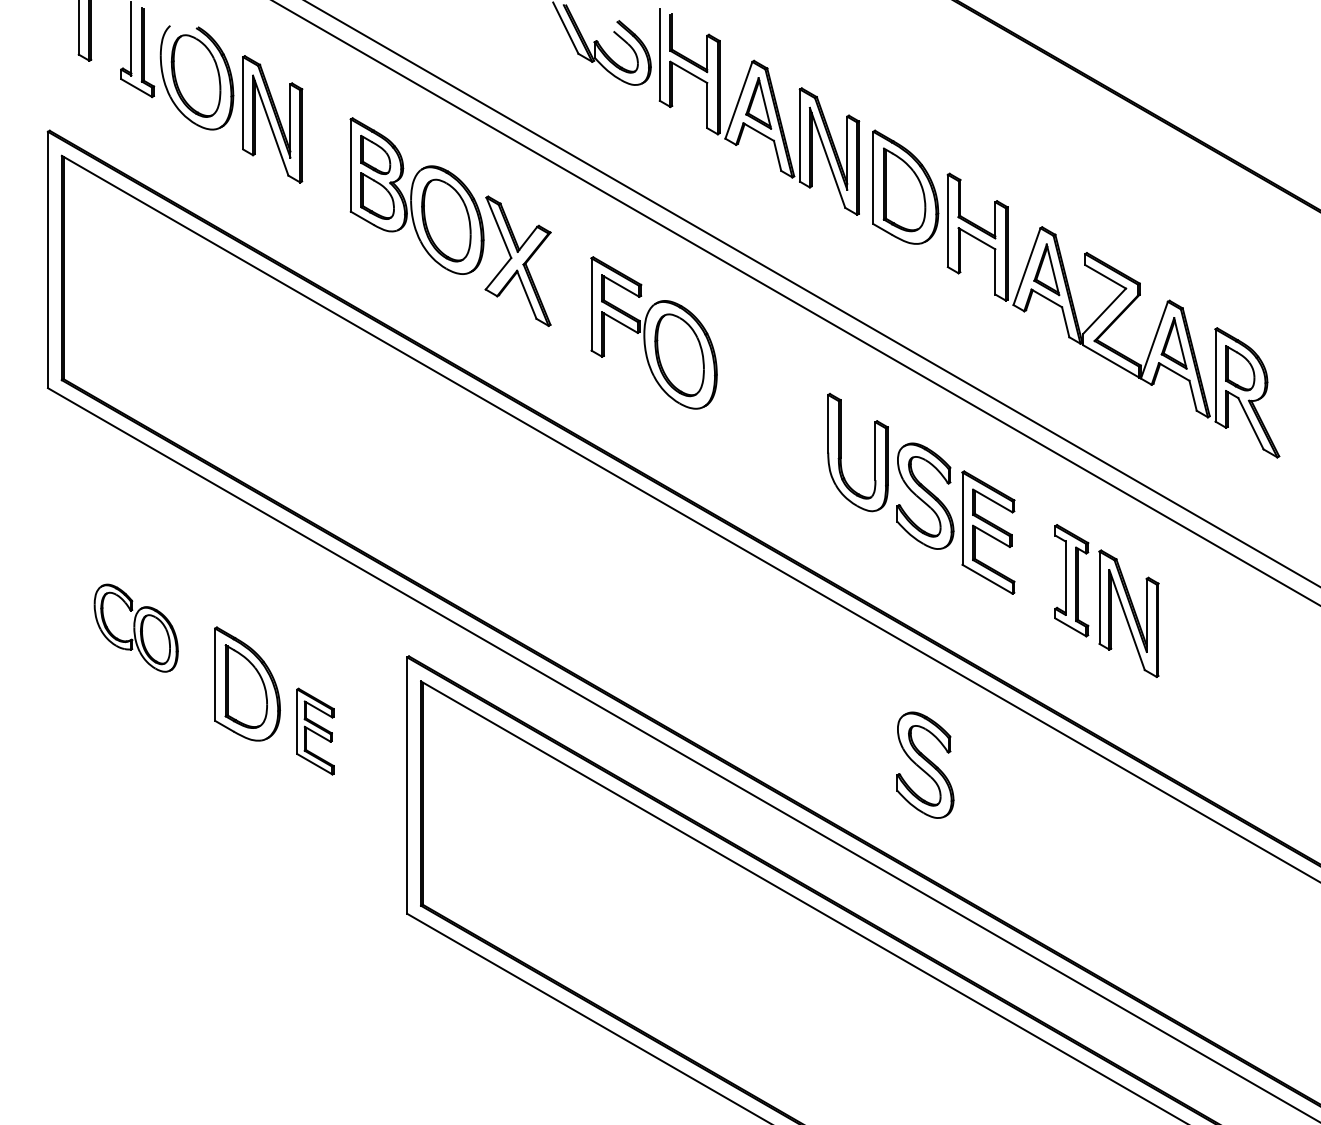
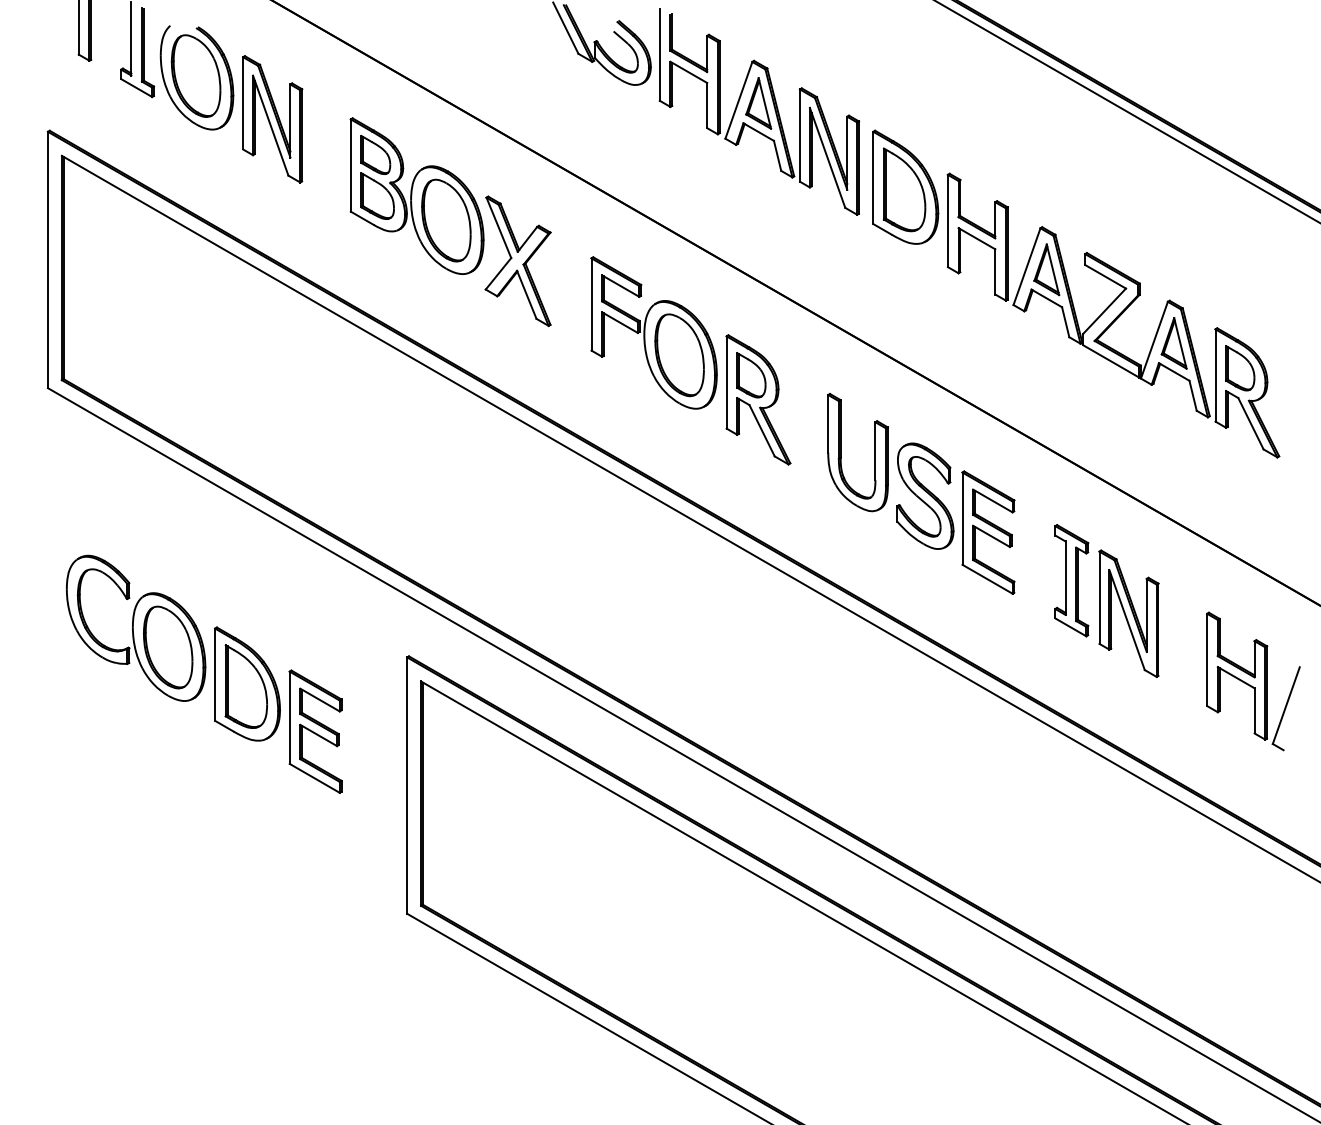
line: none -> present (1127, 111)
line position: (812, 293) -> (795, 303) (795, 303)
part: none -> present (758, 399)
part size: 86x90 px -> 141x148 px (136, 627)
part: none -> present (1253, 681)
part size: 39x89 px -> 55x125 px (315, 731)
part: present -> none (925, 764)
